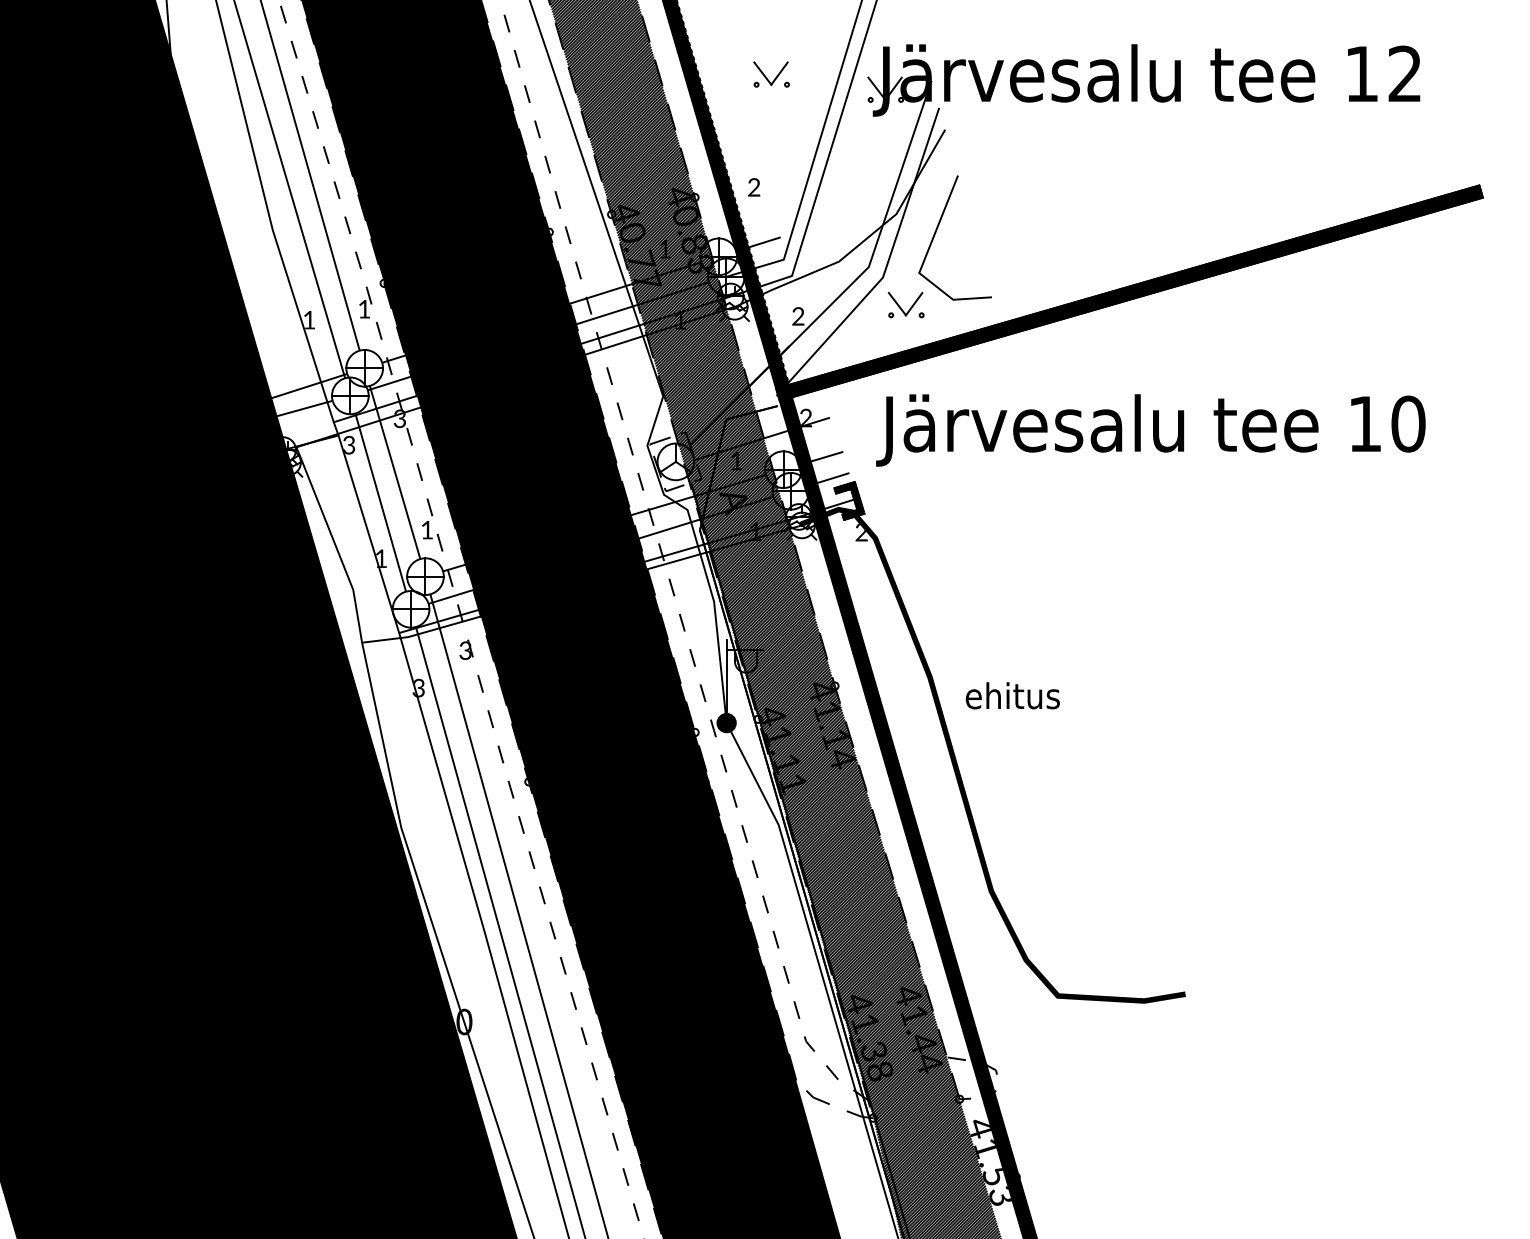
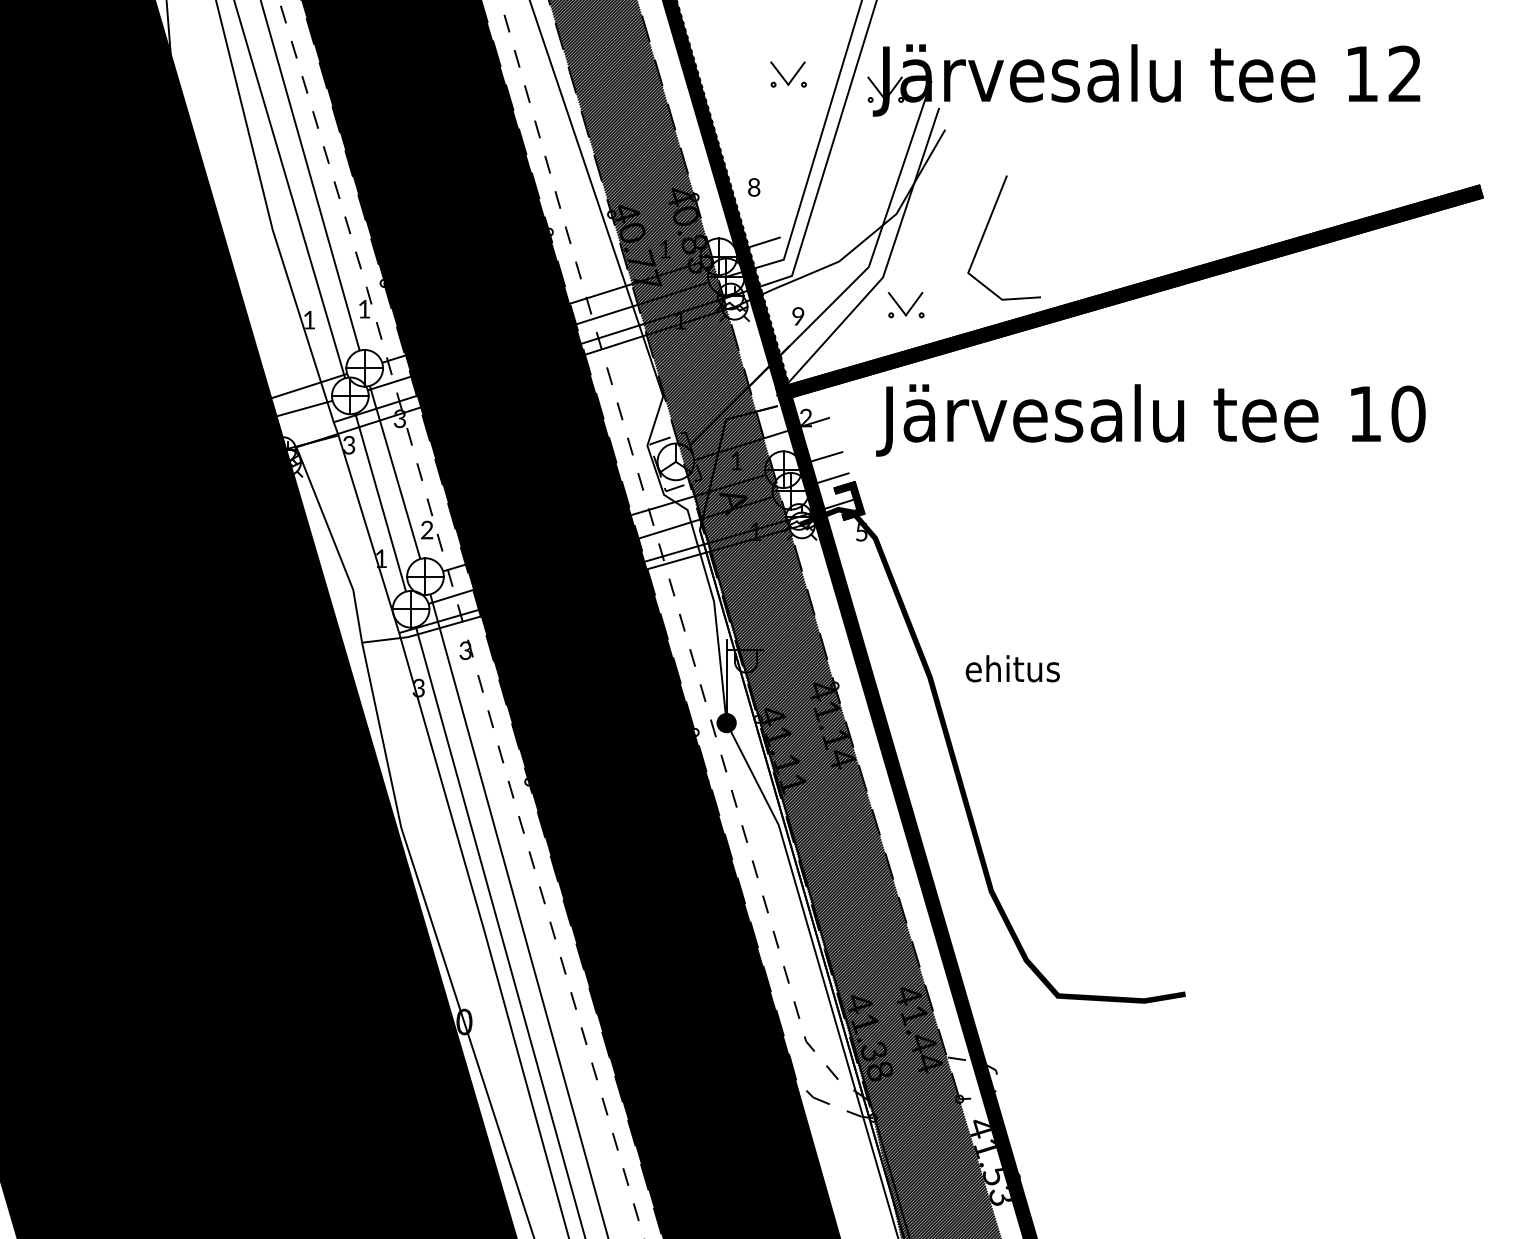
part position: (771, 74) -> (788, 74) (788, 74)
text: 2 -> 8 (754, 187)
line position: (937, 230) -> (986, 230) (986, 230)
text: 2 -> 9 (798, 316)
text position: (1150, 430) -> (1150, 420) (1150, 420)
text: 1 -> 2 (427, 529)
text: 2 -> 5 (861, 532)
text position: (1012, 695) -> (1012, 668) (1012, 668)
